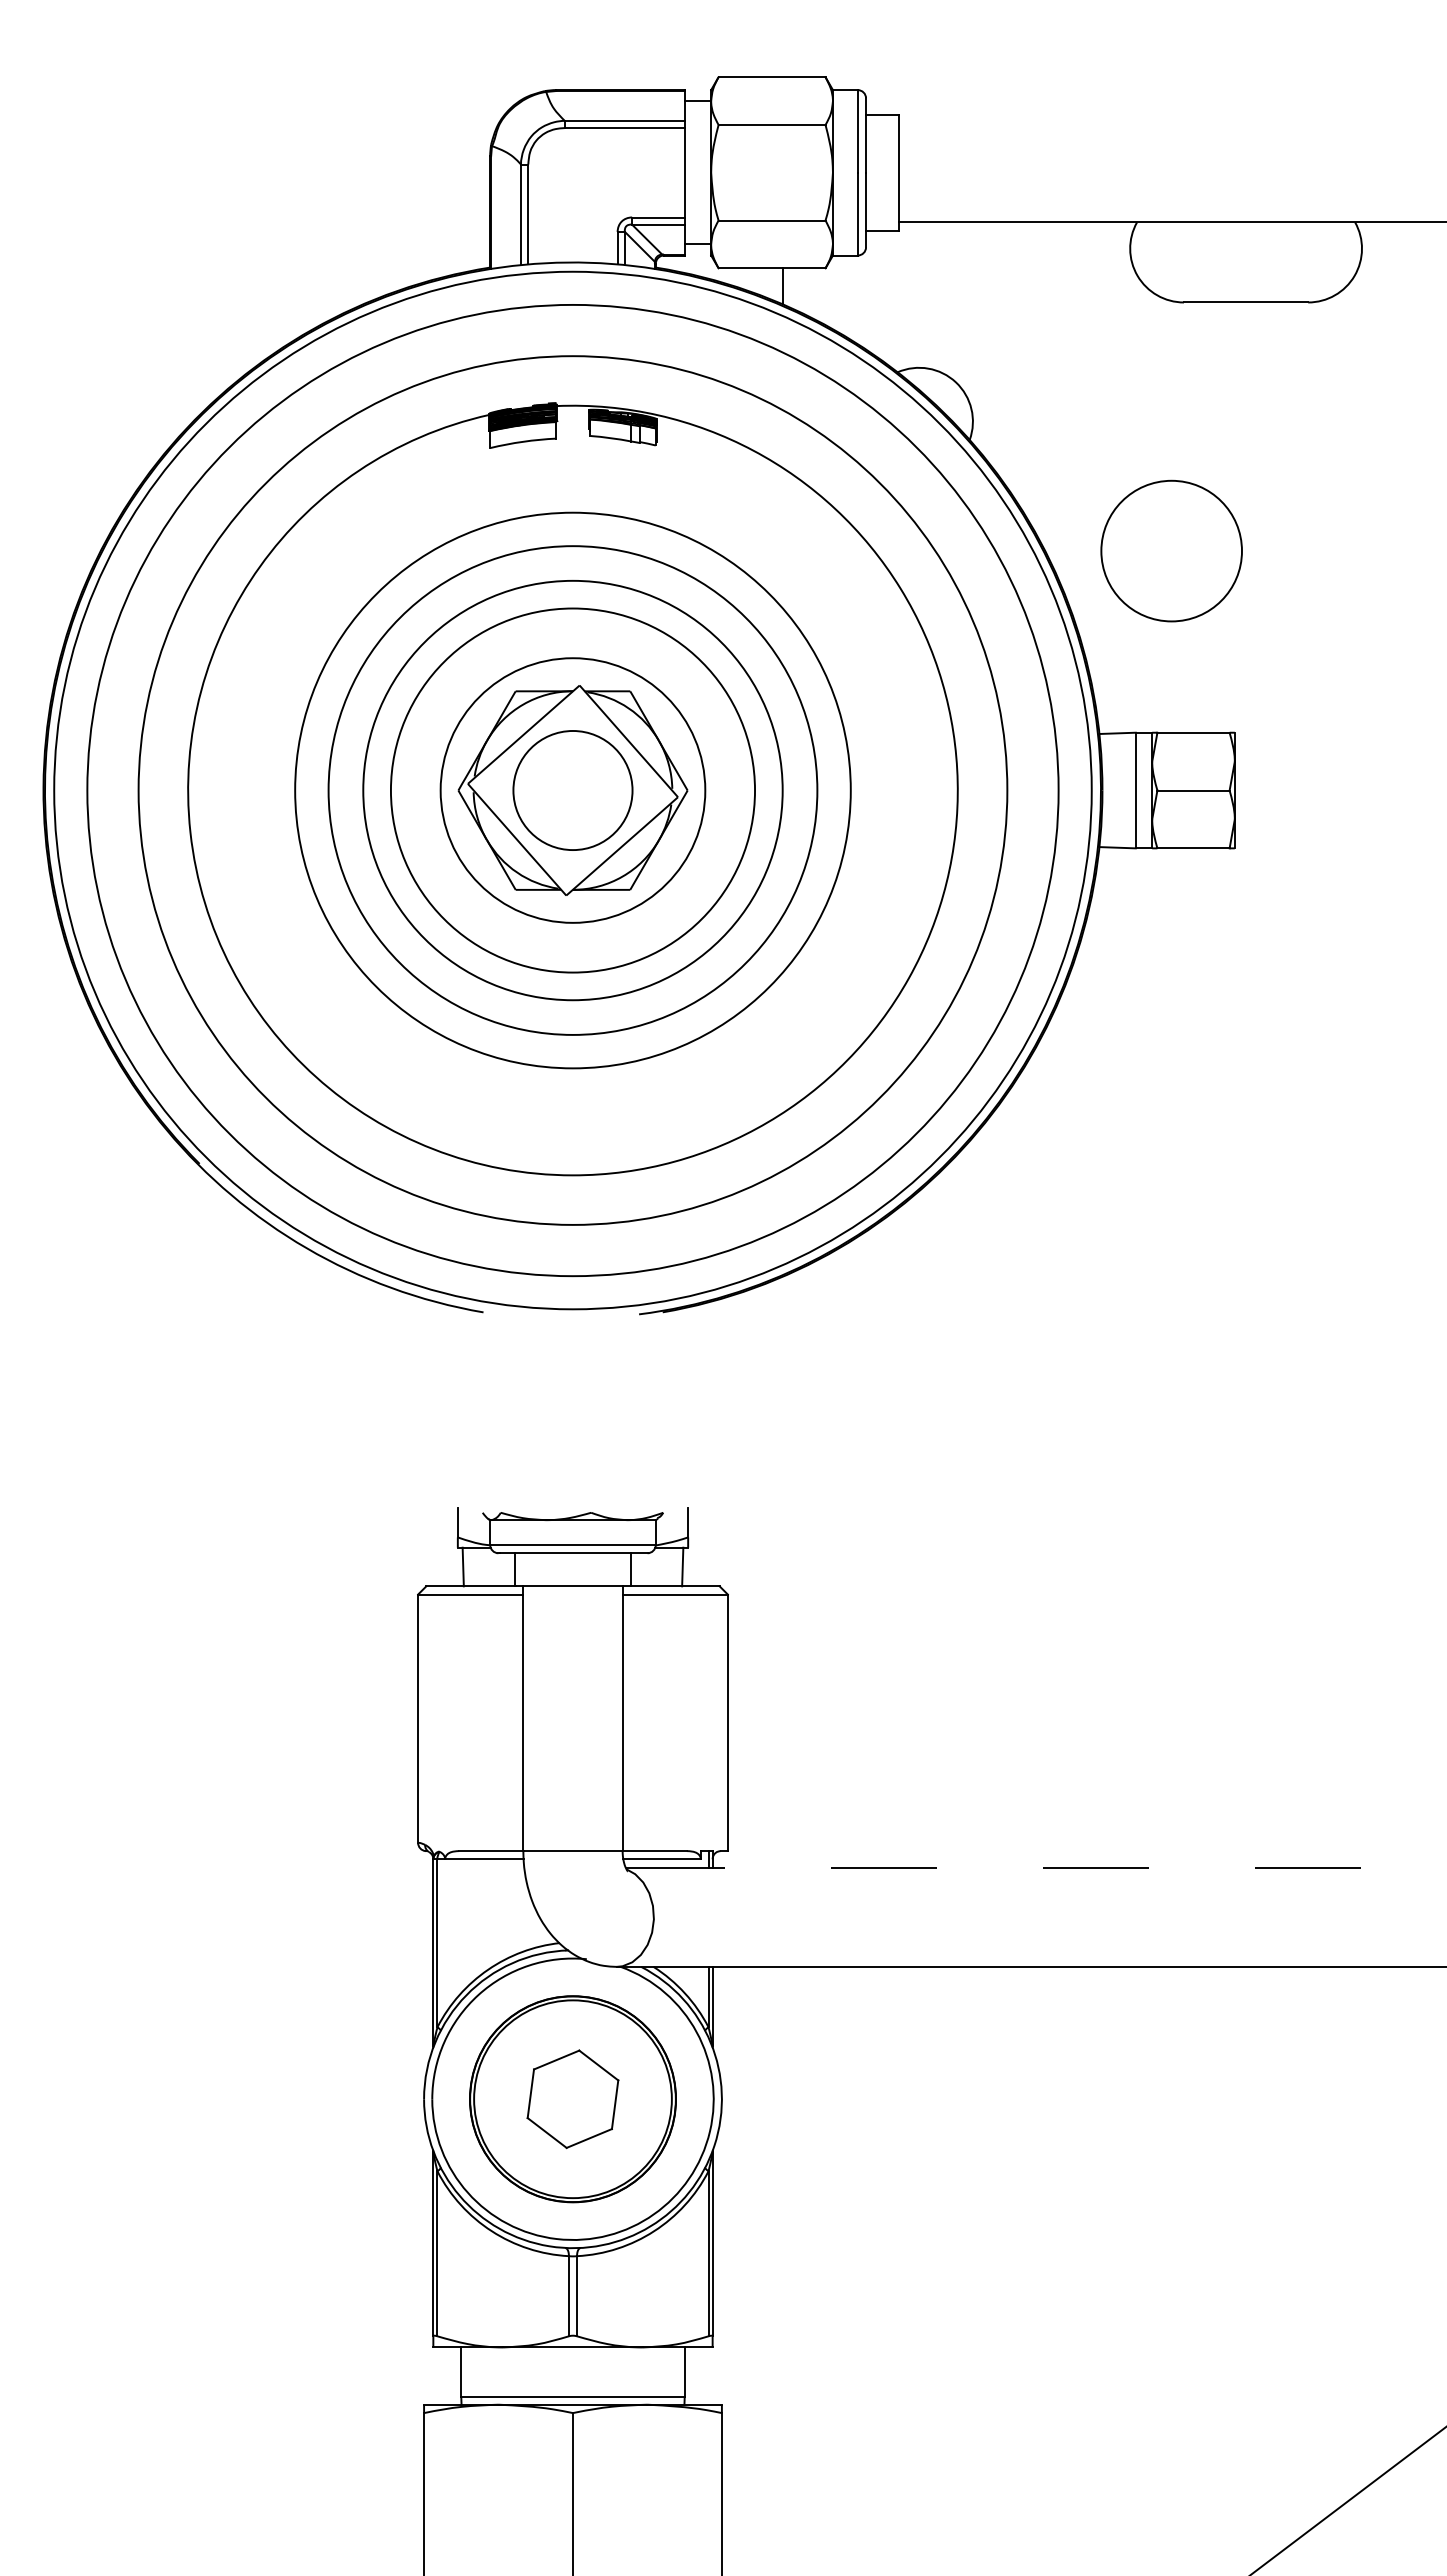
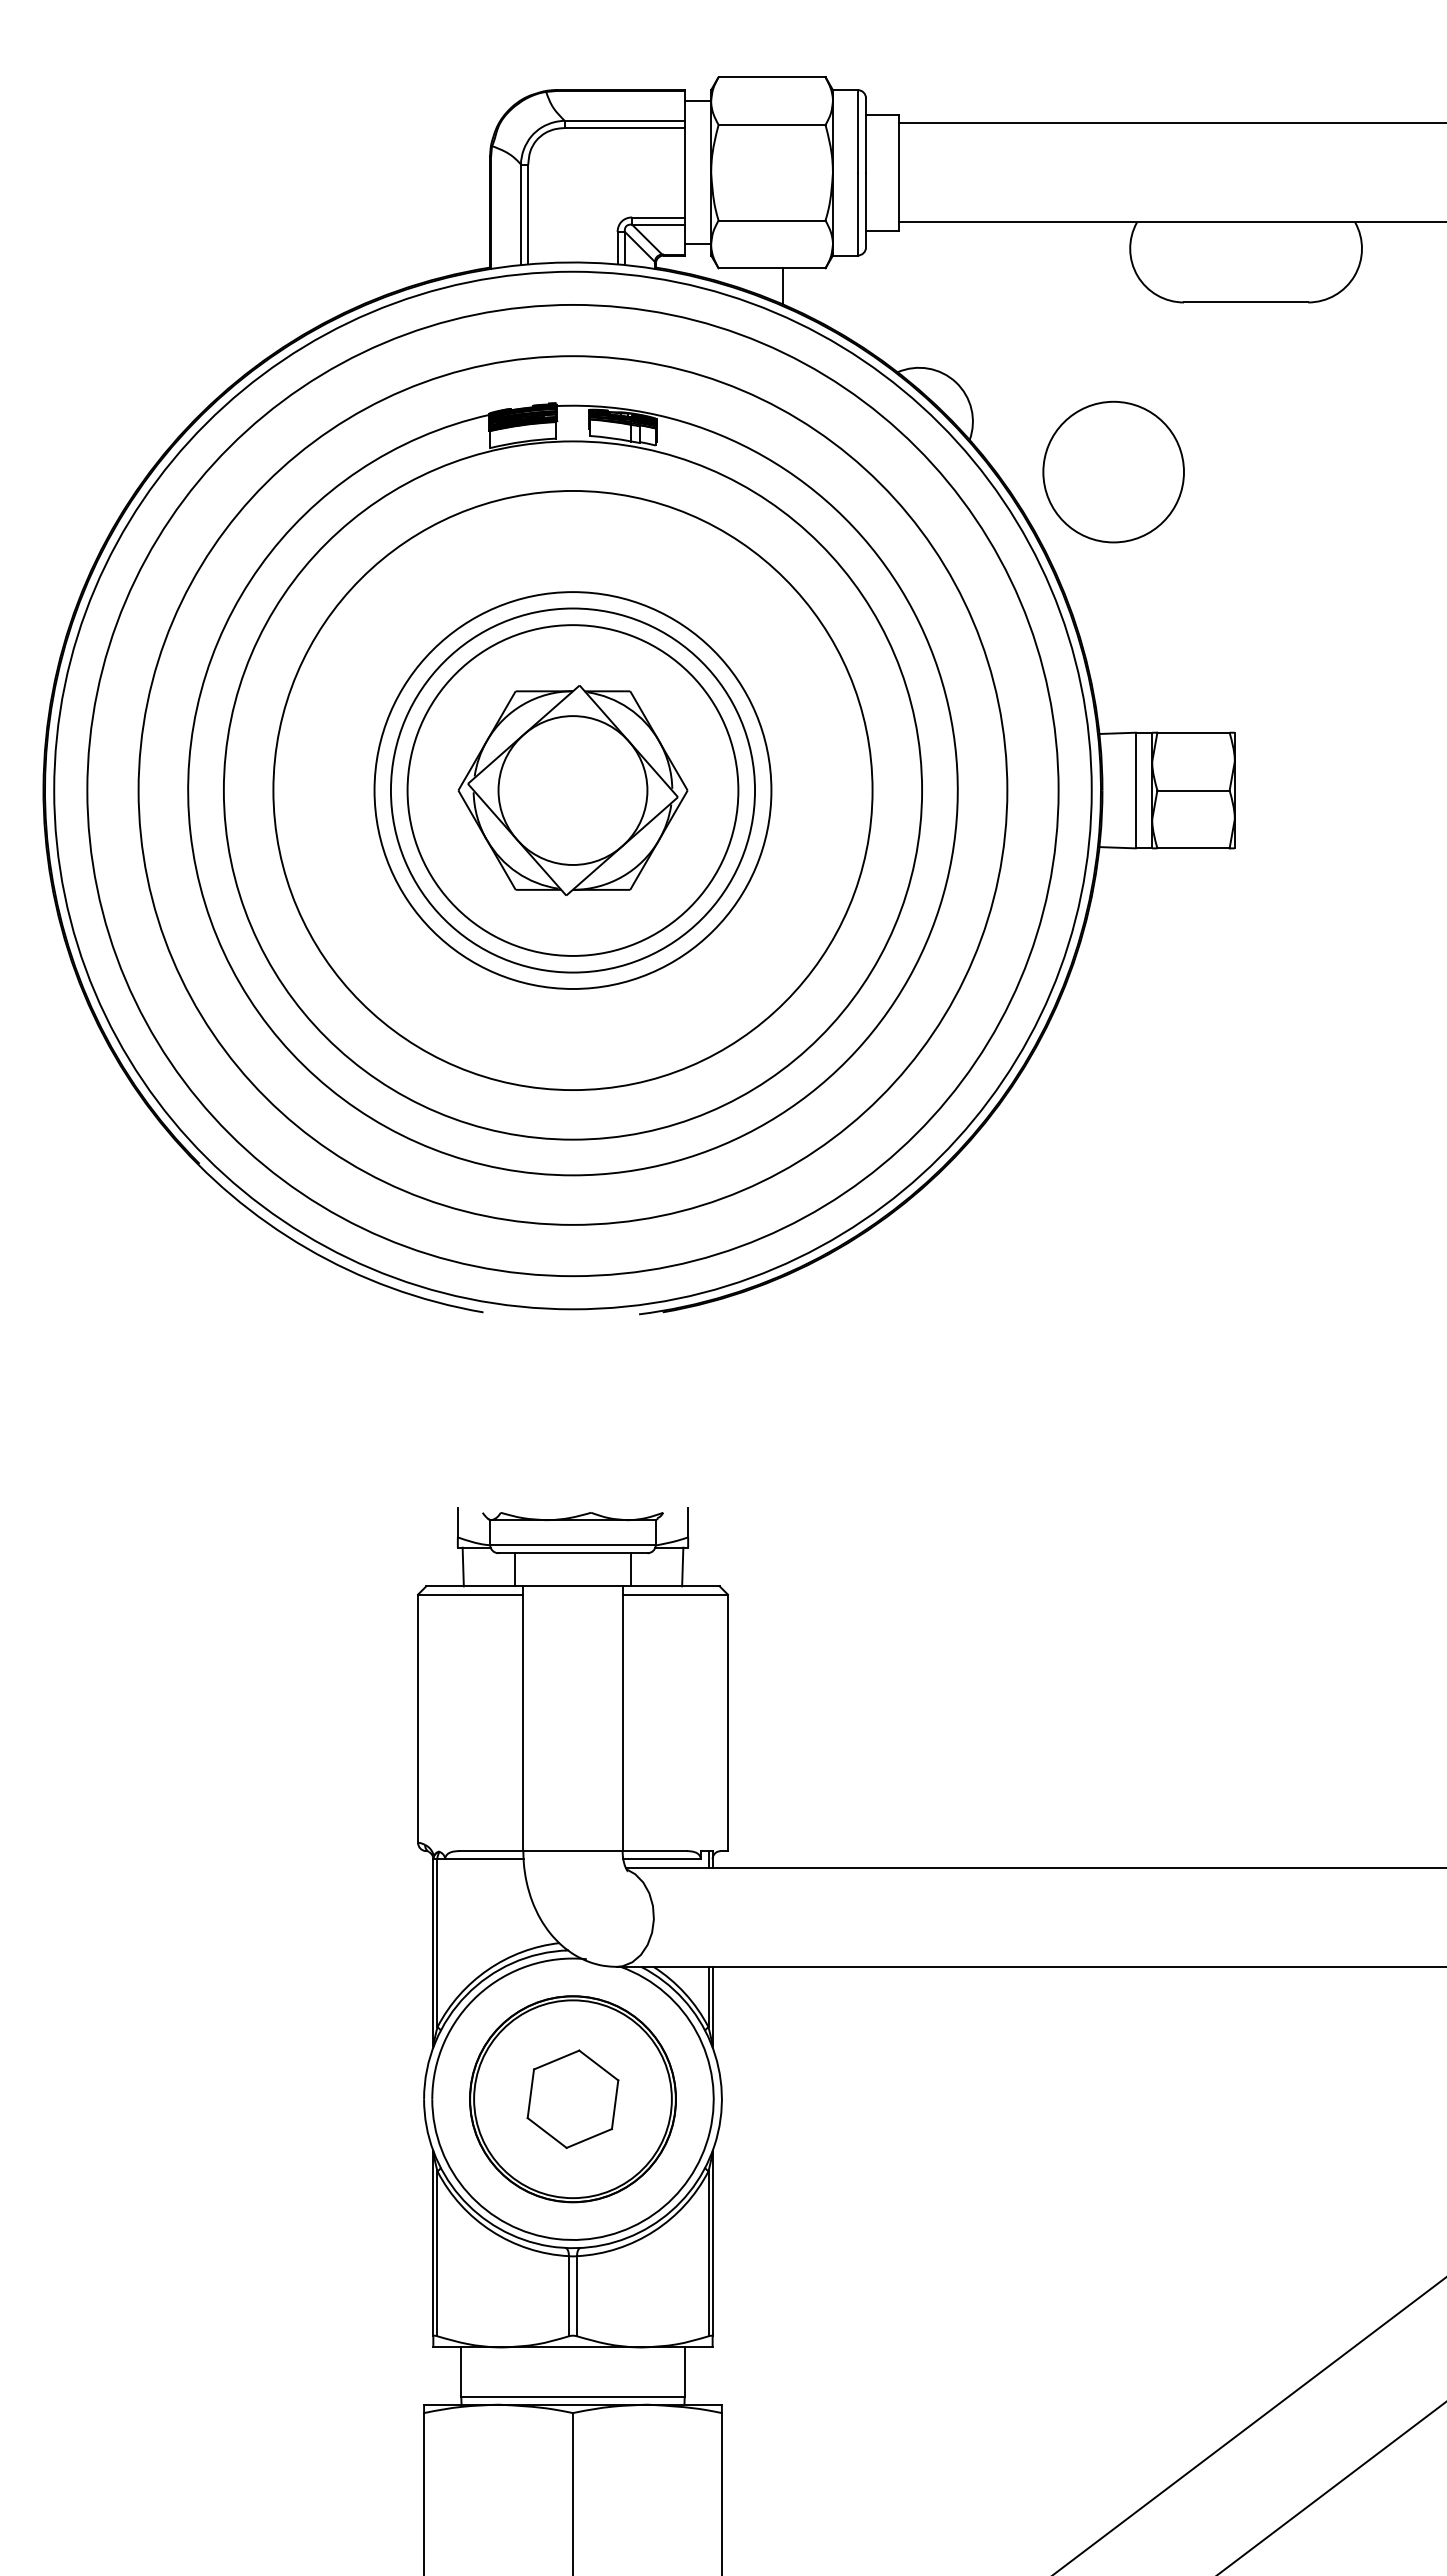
line: none -> present (1171, 123)
circle position: (1171, 550) -> (1113, 471) (1113, 471)
circle diameter: 119 px -> 149 px (572, 790)
circle diameter: 265 px -> 331 px (572, 790)
circle diameter: 419 px -> 599 px (572, 790)
circle diameter: 489 px -> 698 px (572, 790)
circle diameter: 556 px -> 397 px (572, 790)
line: dashed -> solid (1035, 1867)
line: none -> present (1249, 2425)
line position: (1348, 2500) -> (1331, 2487) (1331, 2487)
